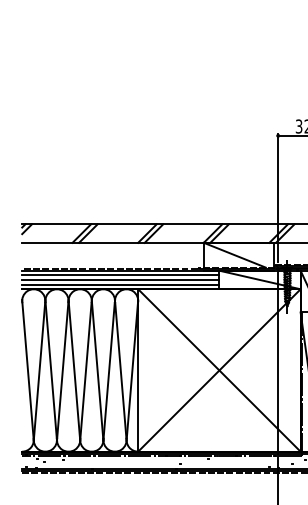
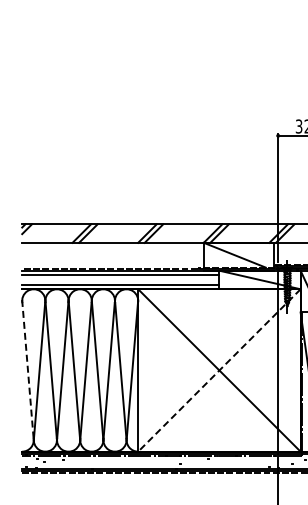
line: present -> none (120, 279)
line: solid -> dashed (27, 370)
line: solid -> dashed (219, 370)
